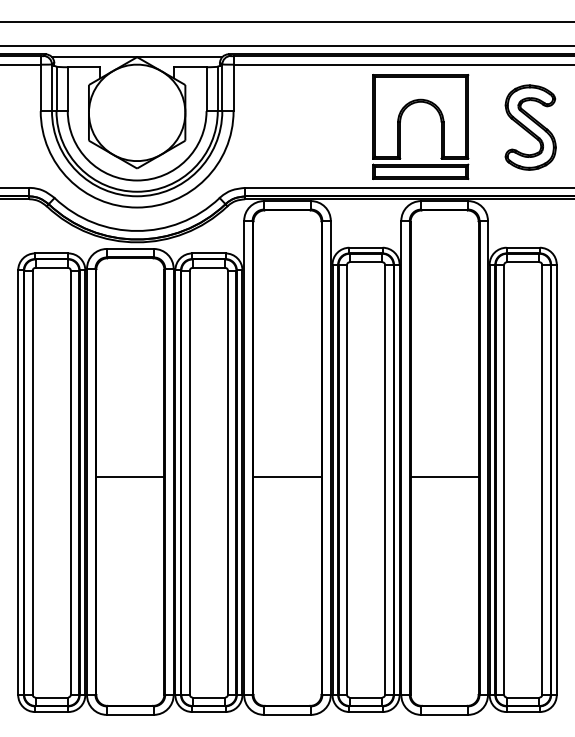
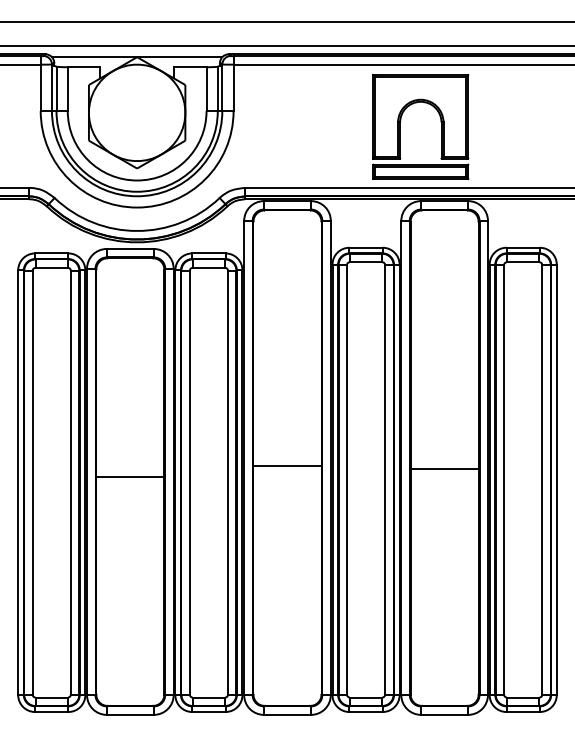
part: present -> none (530, 127)
line position: (287, 476) -> (287, 465) (287, 465)
line position: (444, 476) -> (444, 468) (444, 468)
